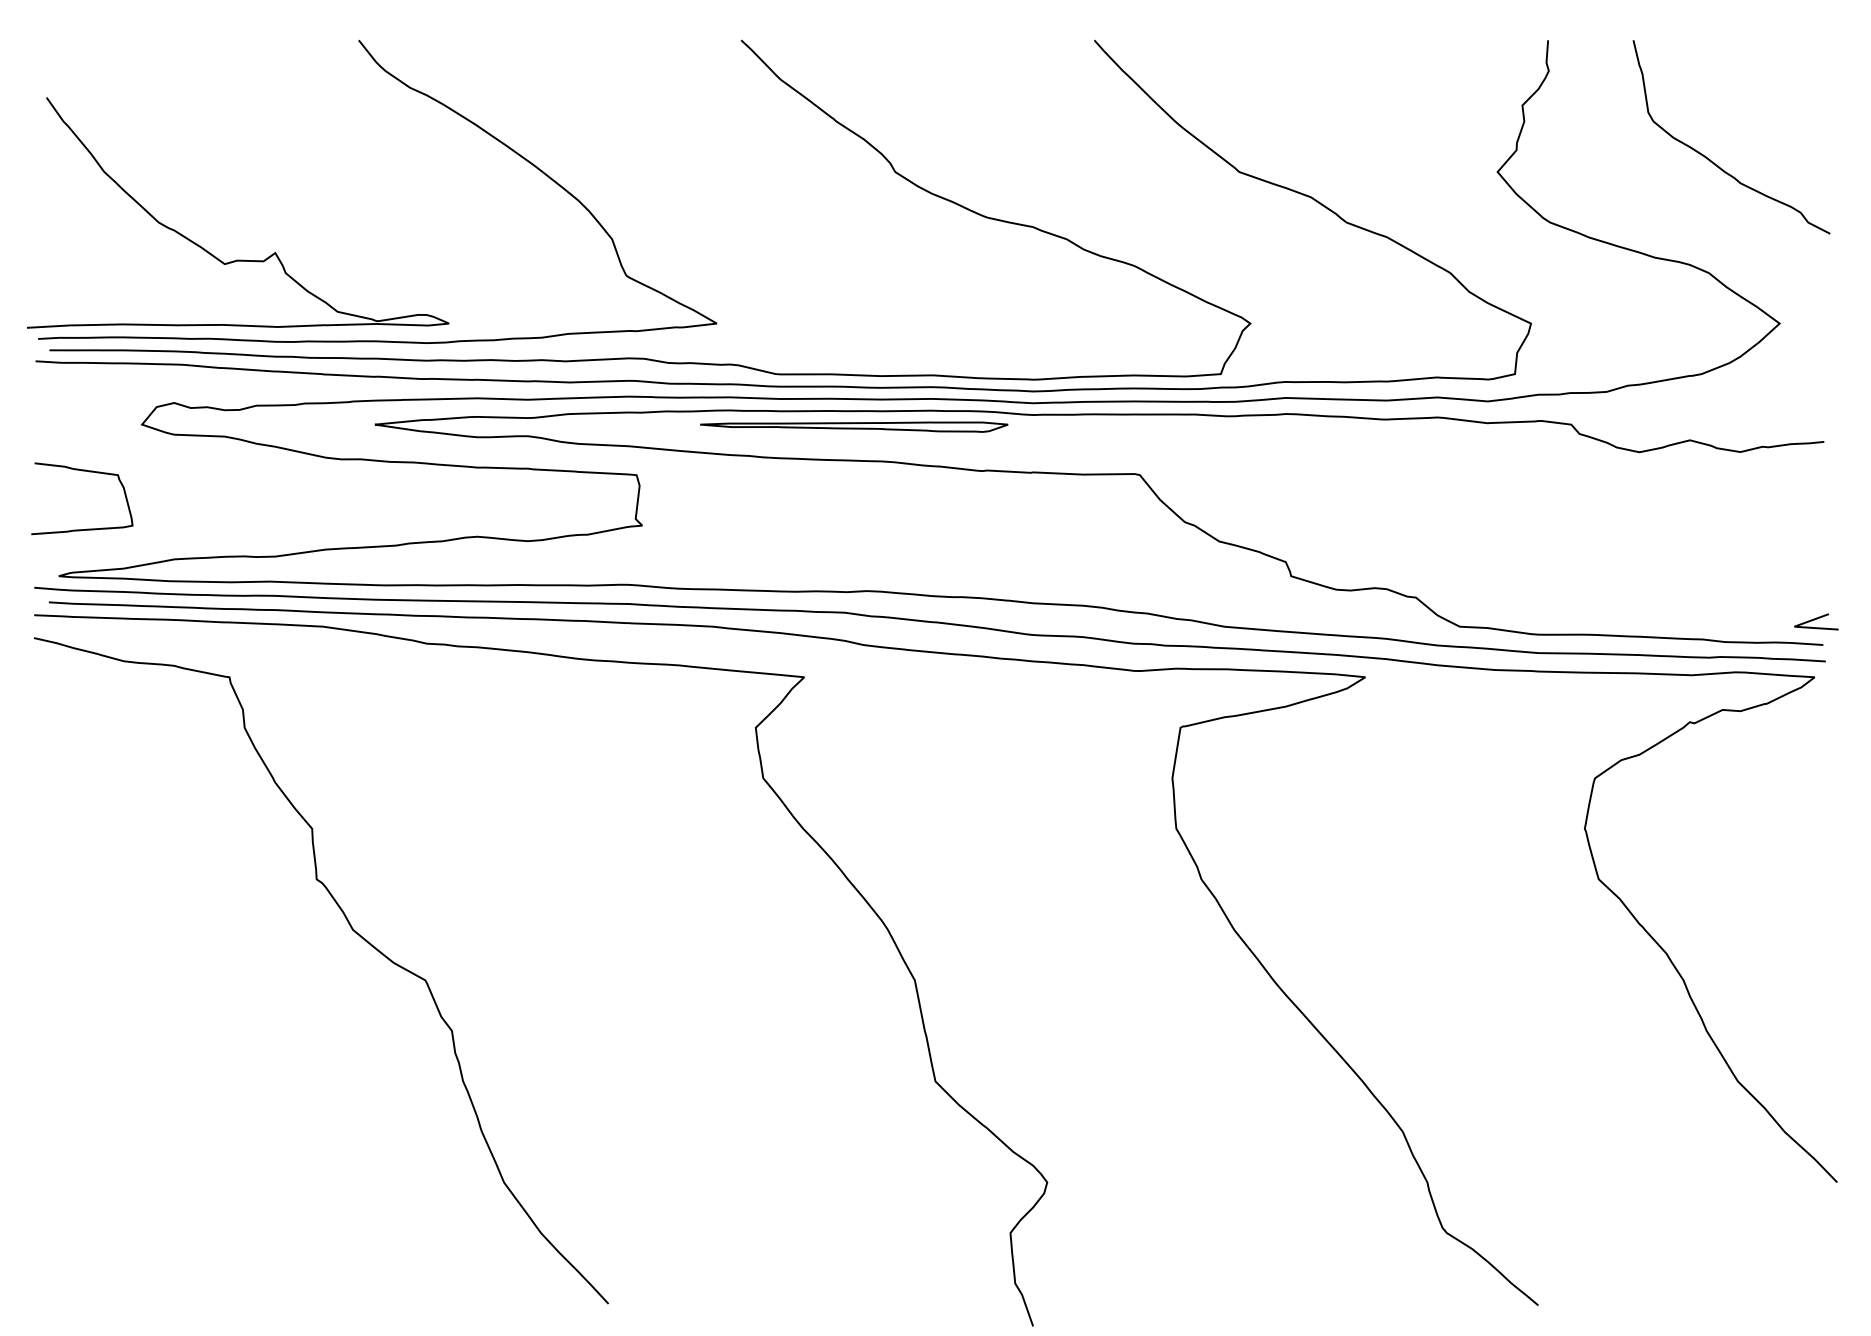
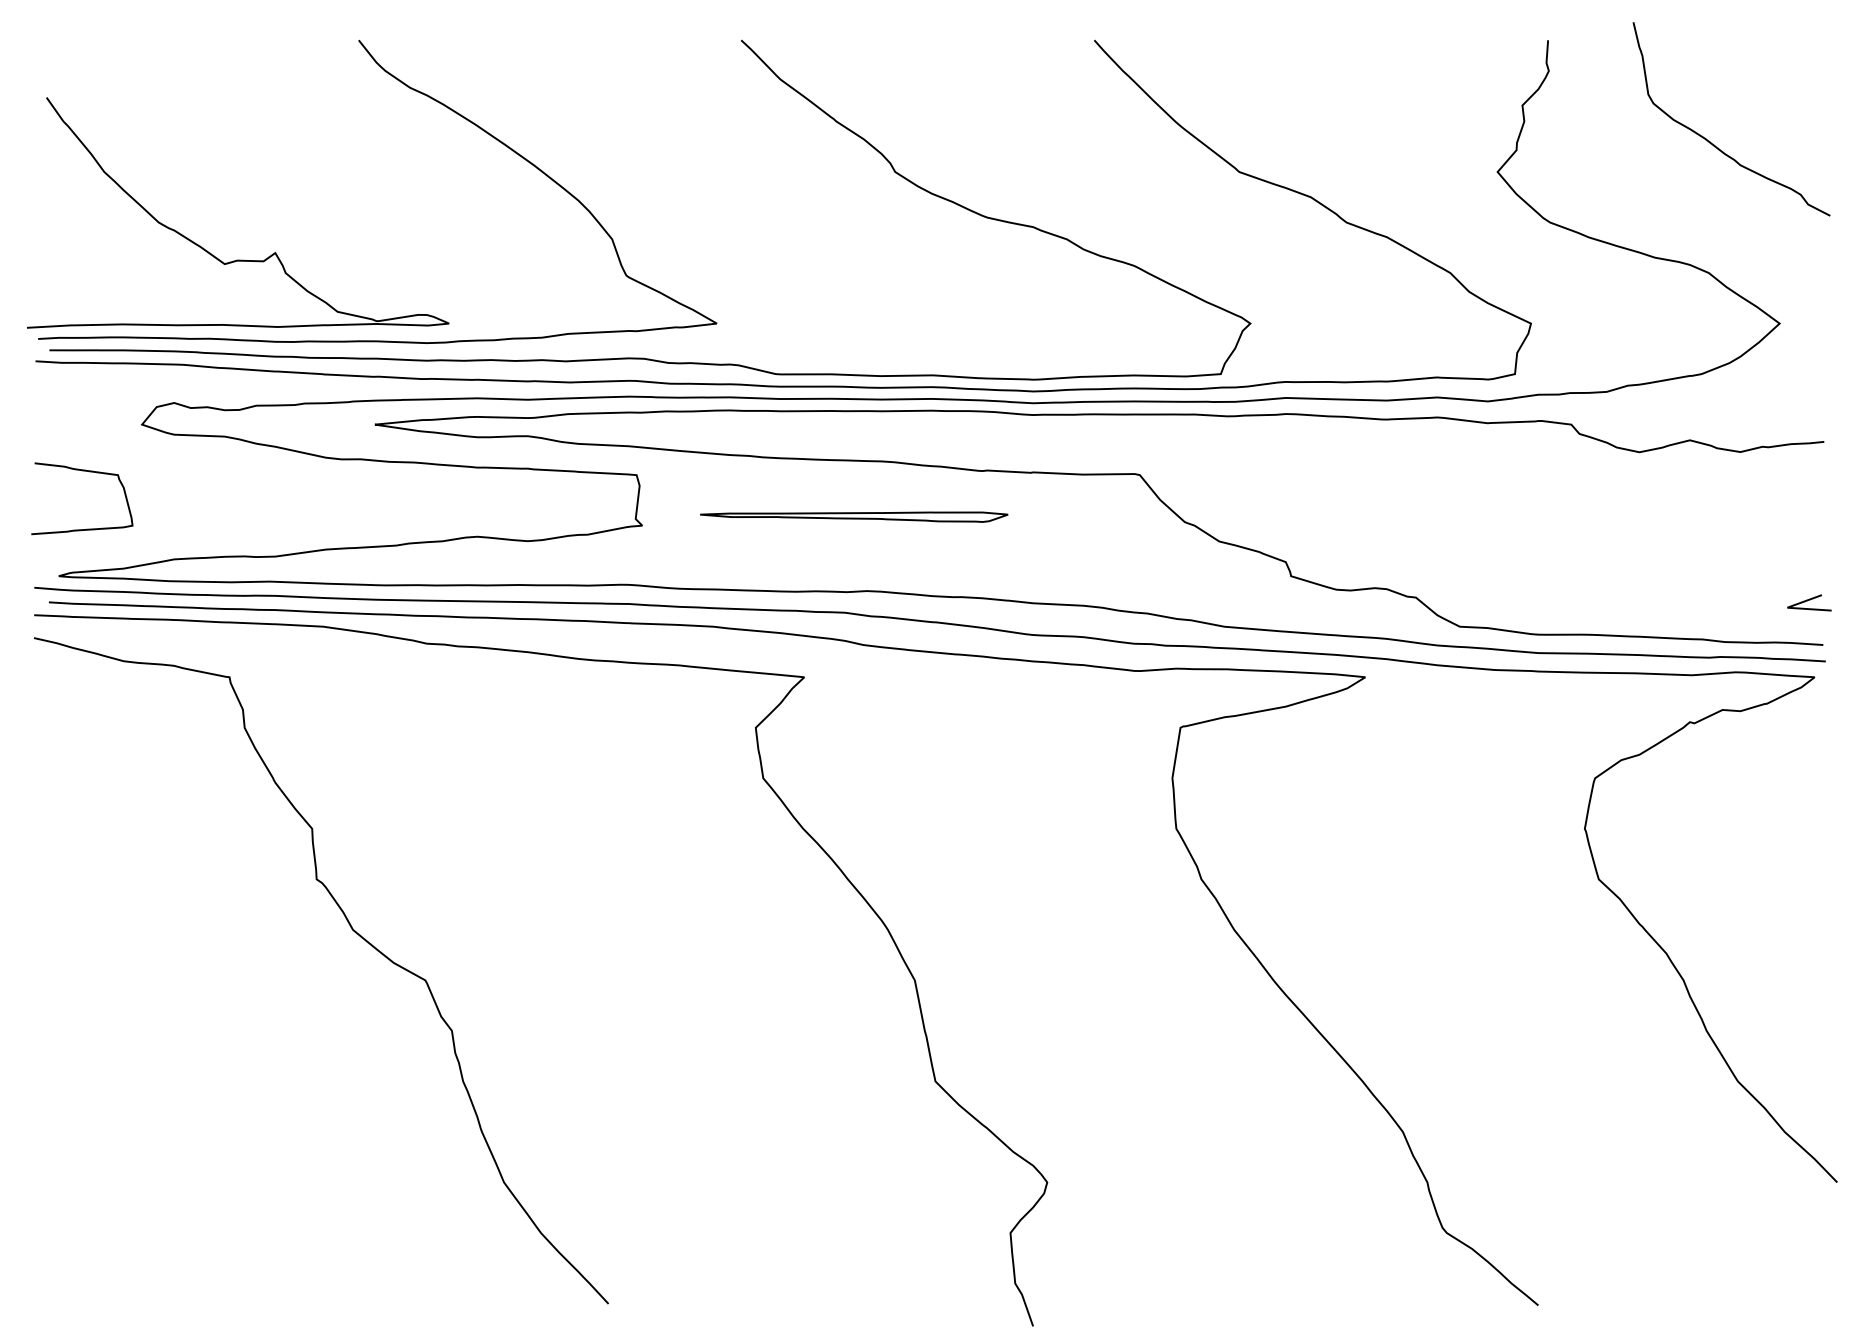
curve position: (1714, 162) -> (1714, 144) (1714, 144)
part position: (854, 426) -> (854, 516) (854, 516)
line position: (1816, 619) -> (1809, 600) (1809, 600)
